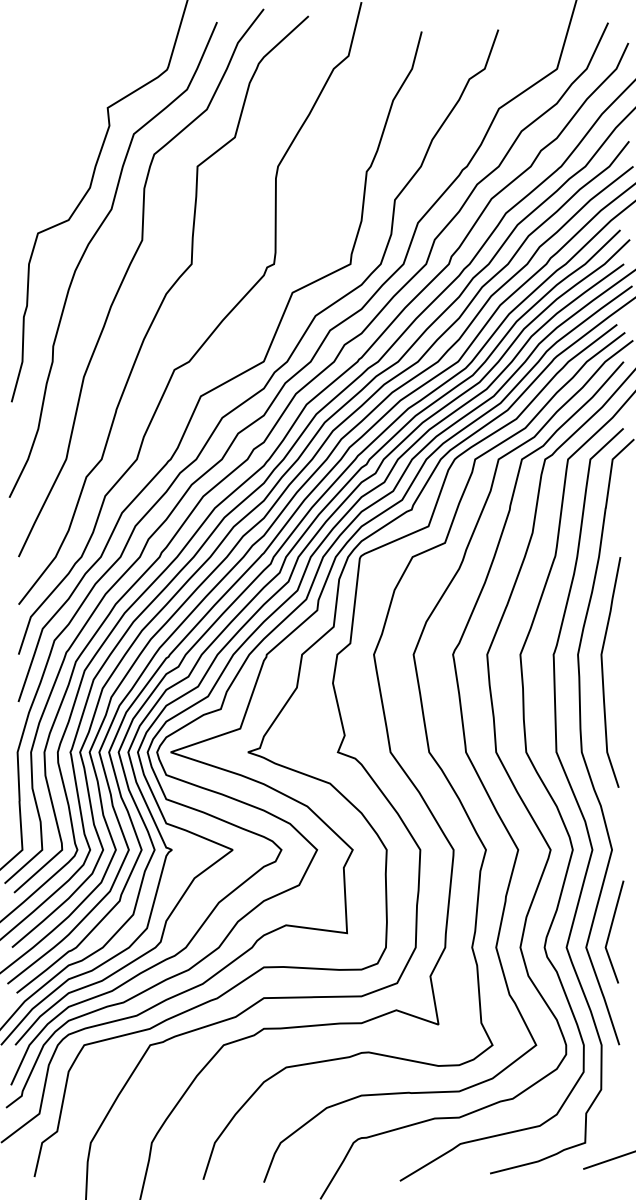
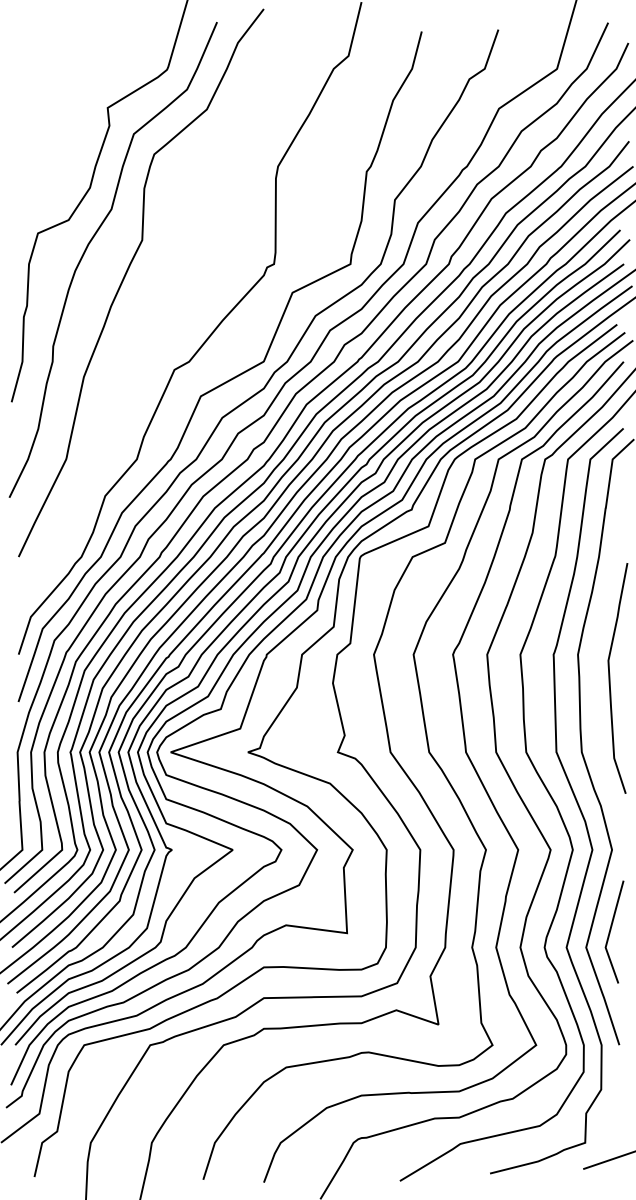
curve: present -> none (160, 308)
curve position: (603, 672) -> (610, 678) (610, 678)
